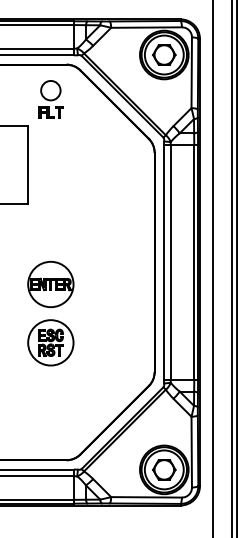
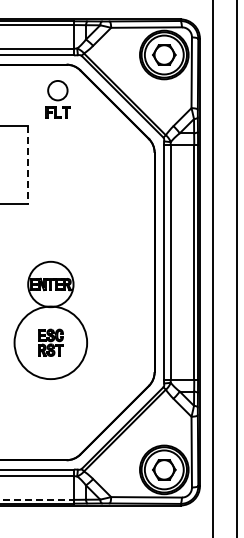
part position: (50, 99) -> (57, 99) (57, 99)
line: solid -> dashed (28, 165)
line: present -> none (232, 268)
circle diameter: 45 px -> 73 px (50, 342)
line: solid -> dashed (37, 499)
